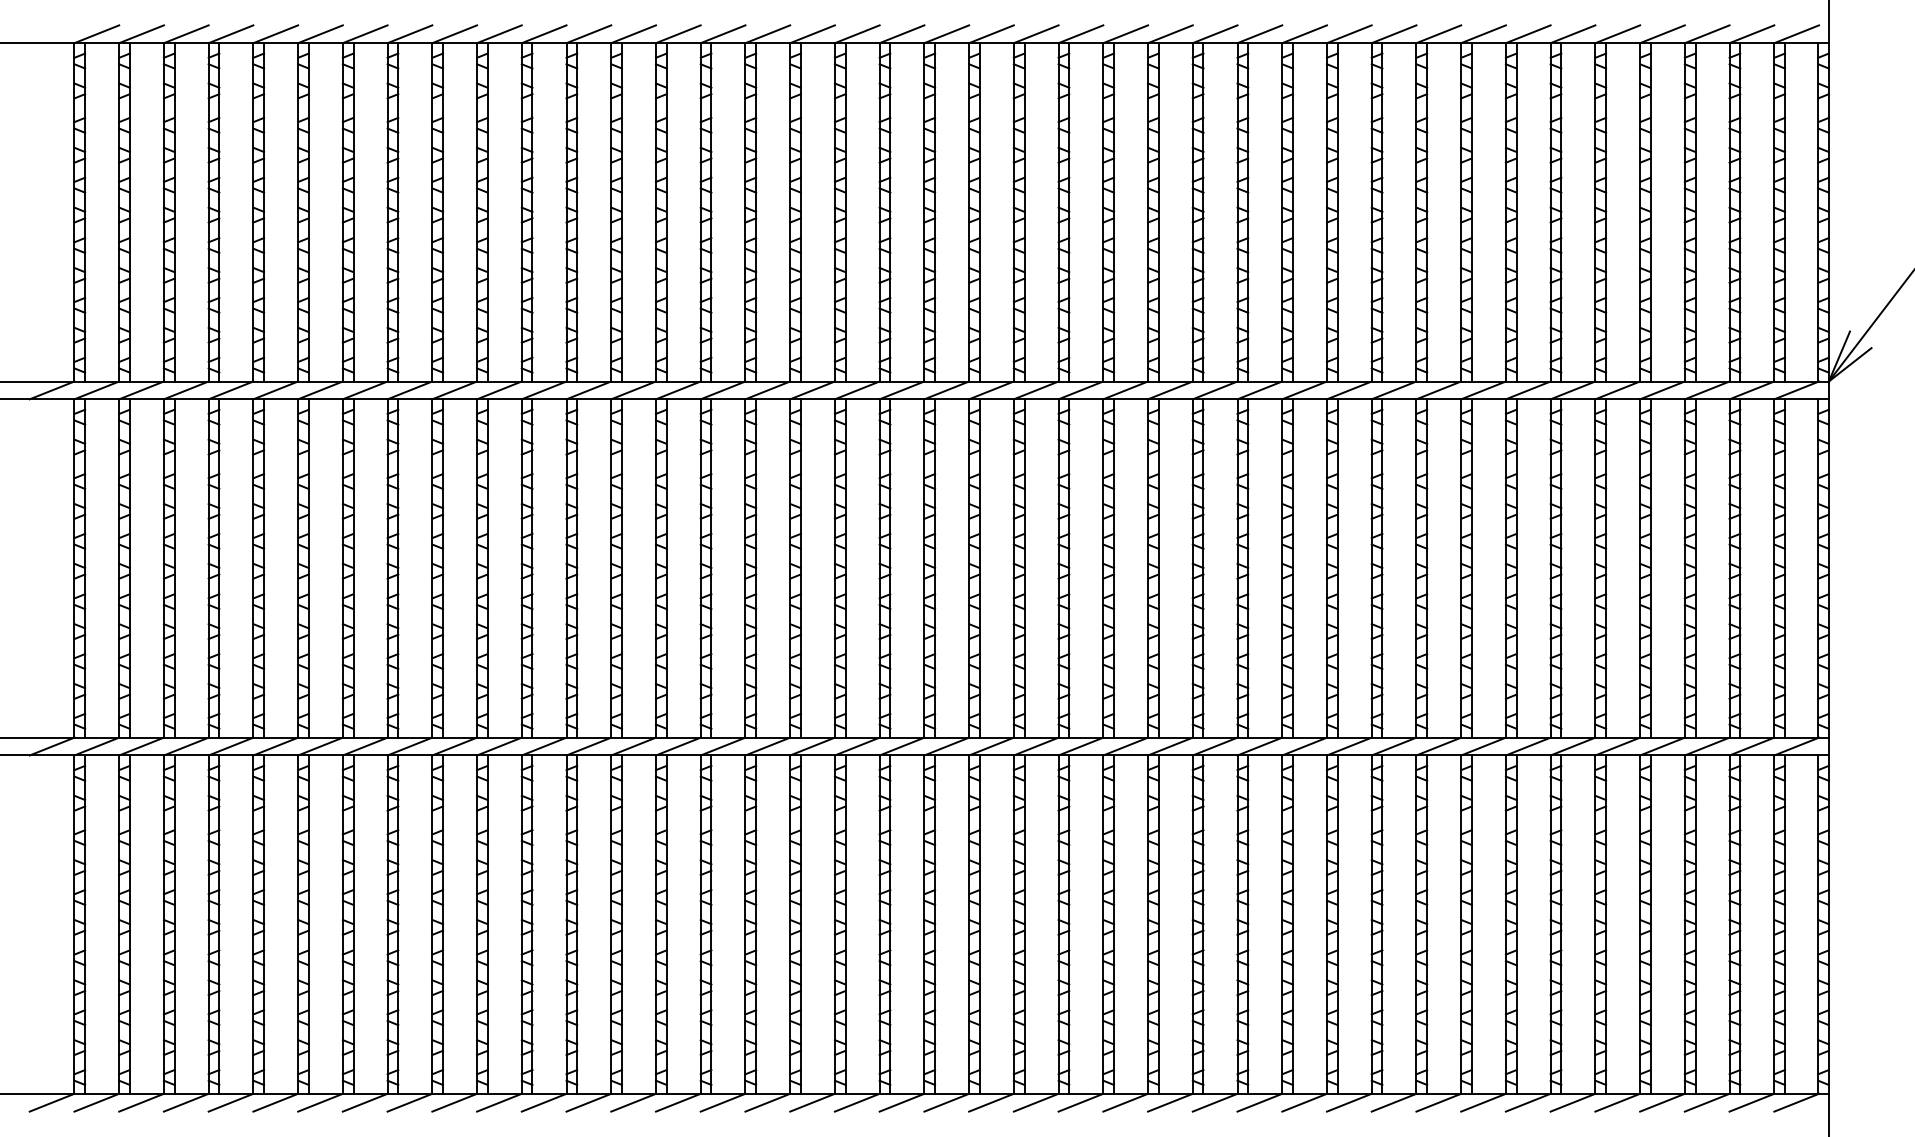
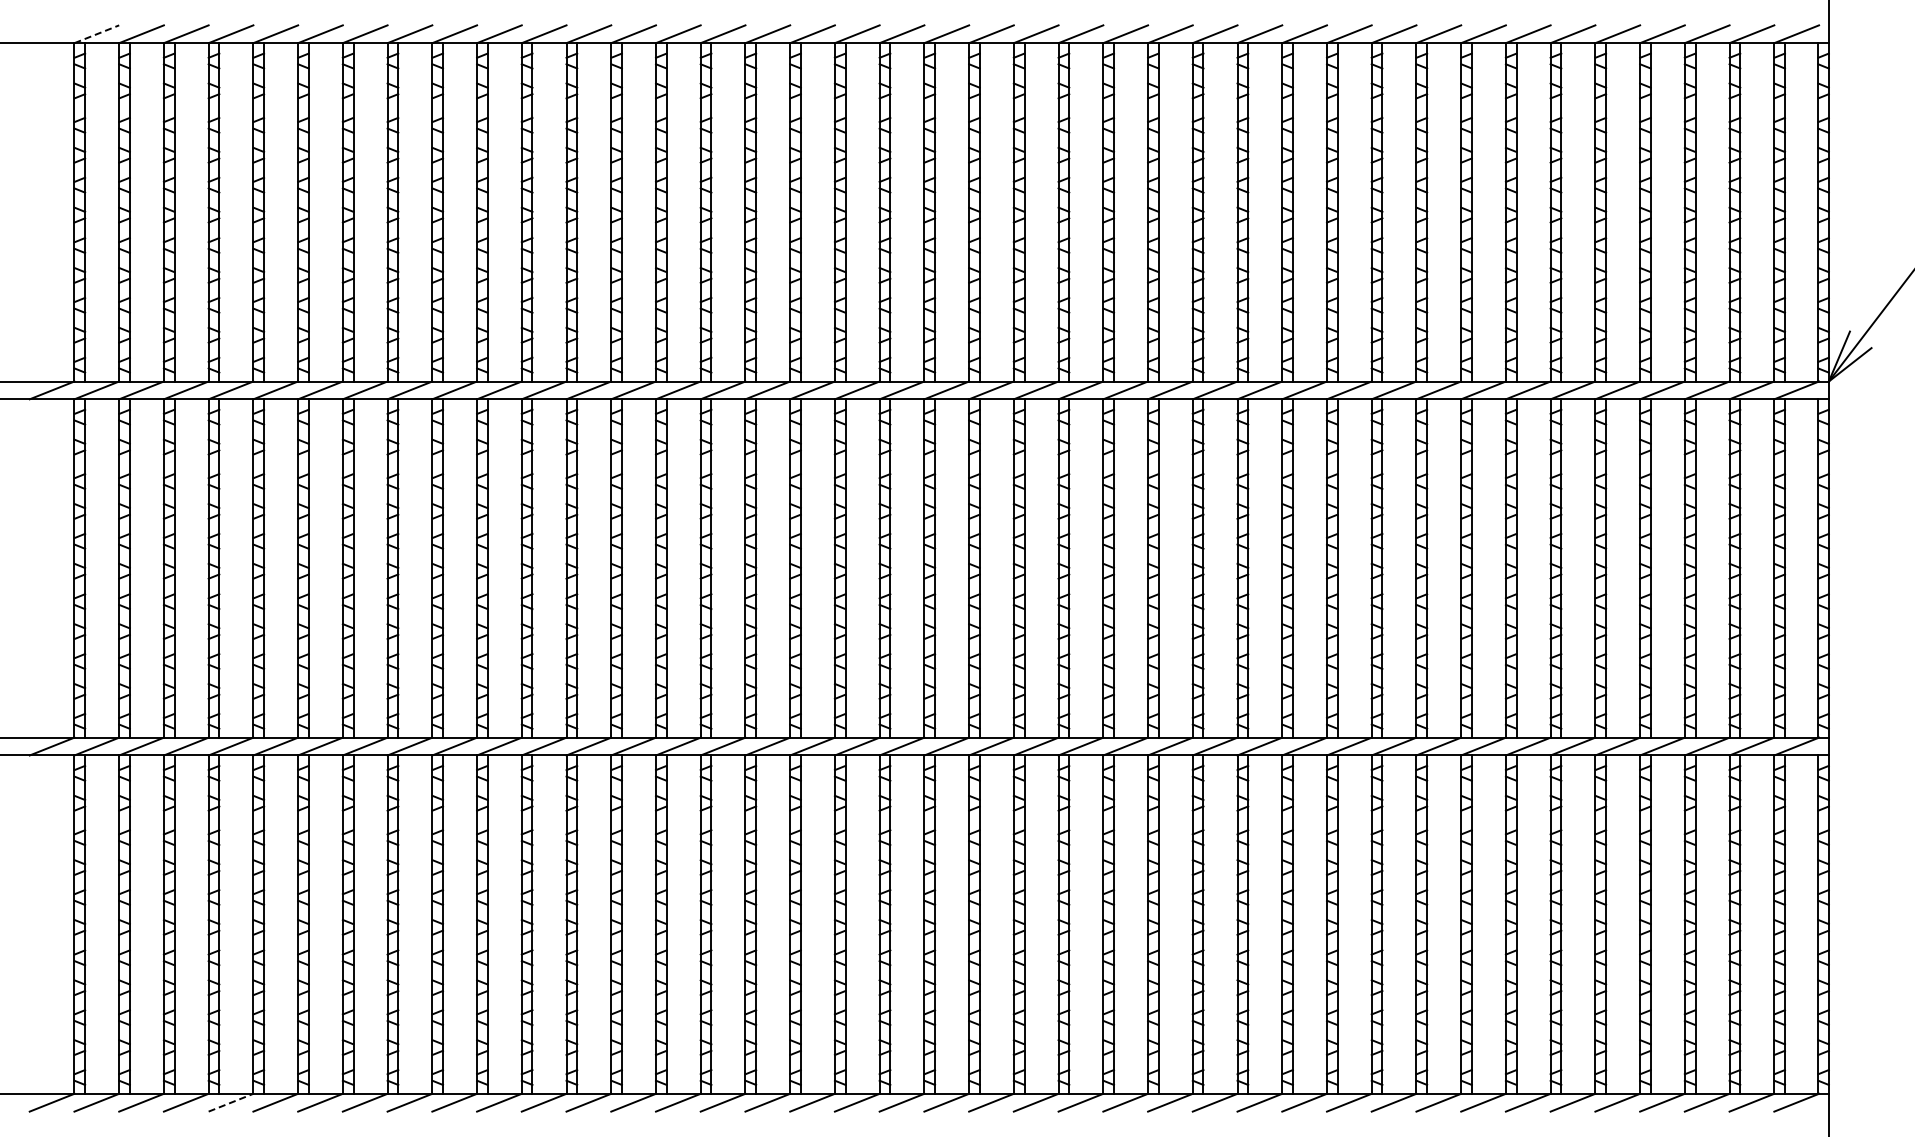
line: solid -> dashed (97, 34)
line: solid -> dashed (231, 1102)
